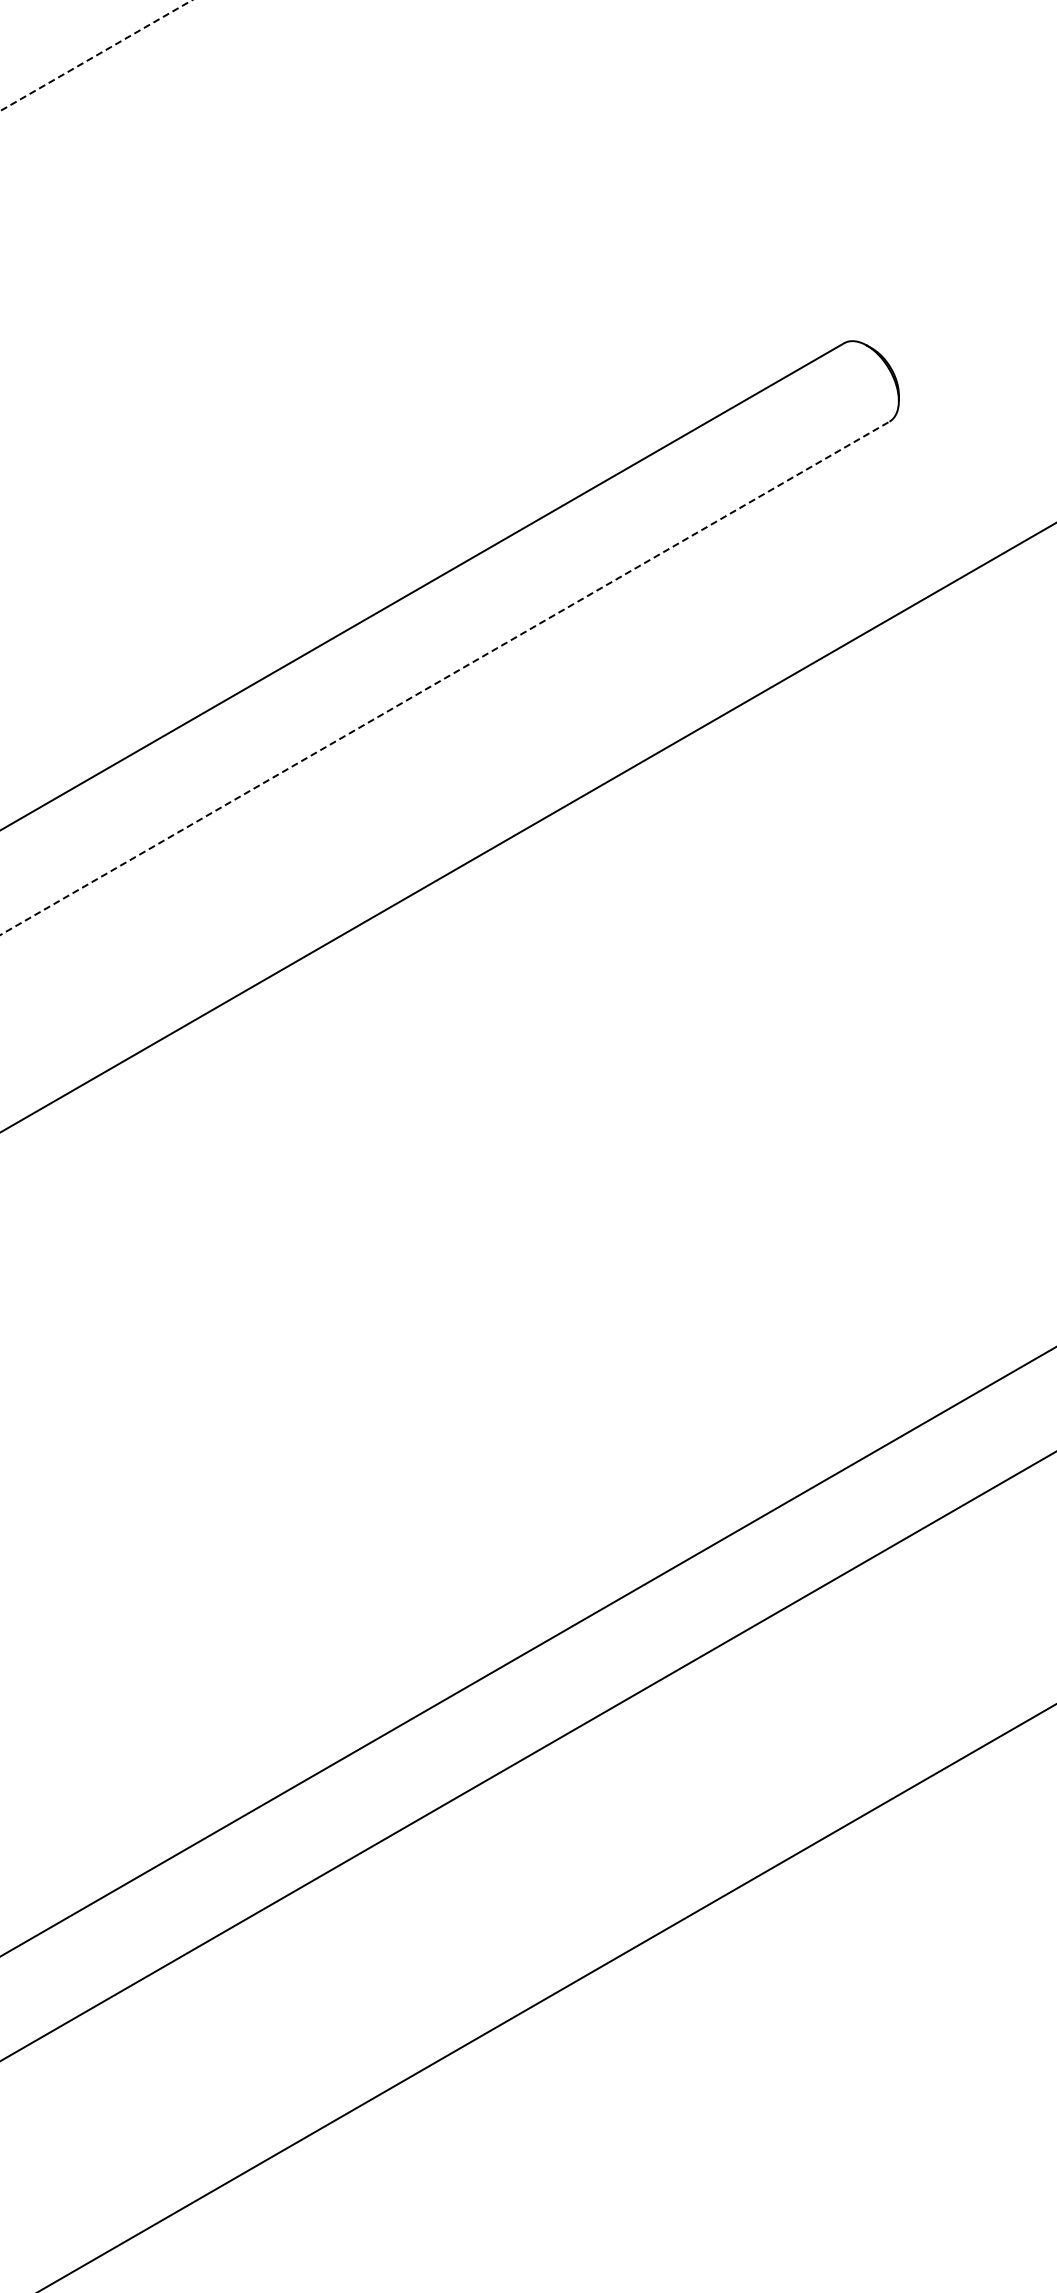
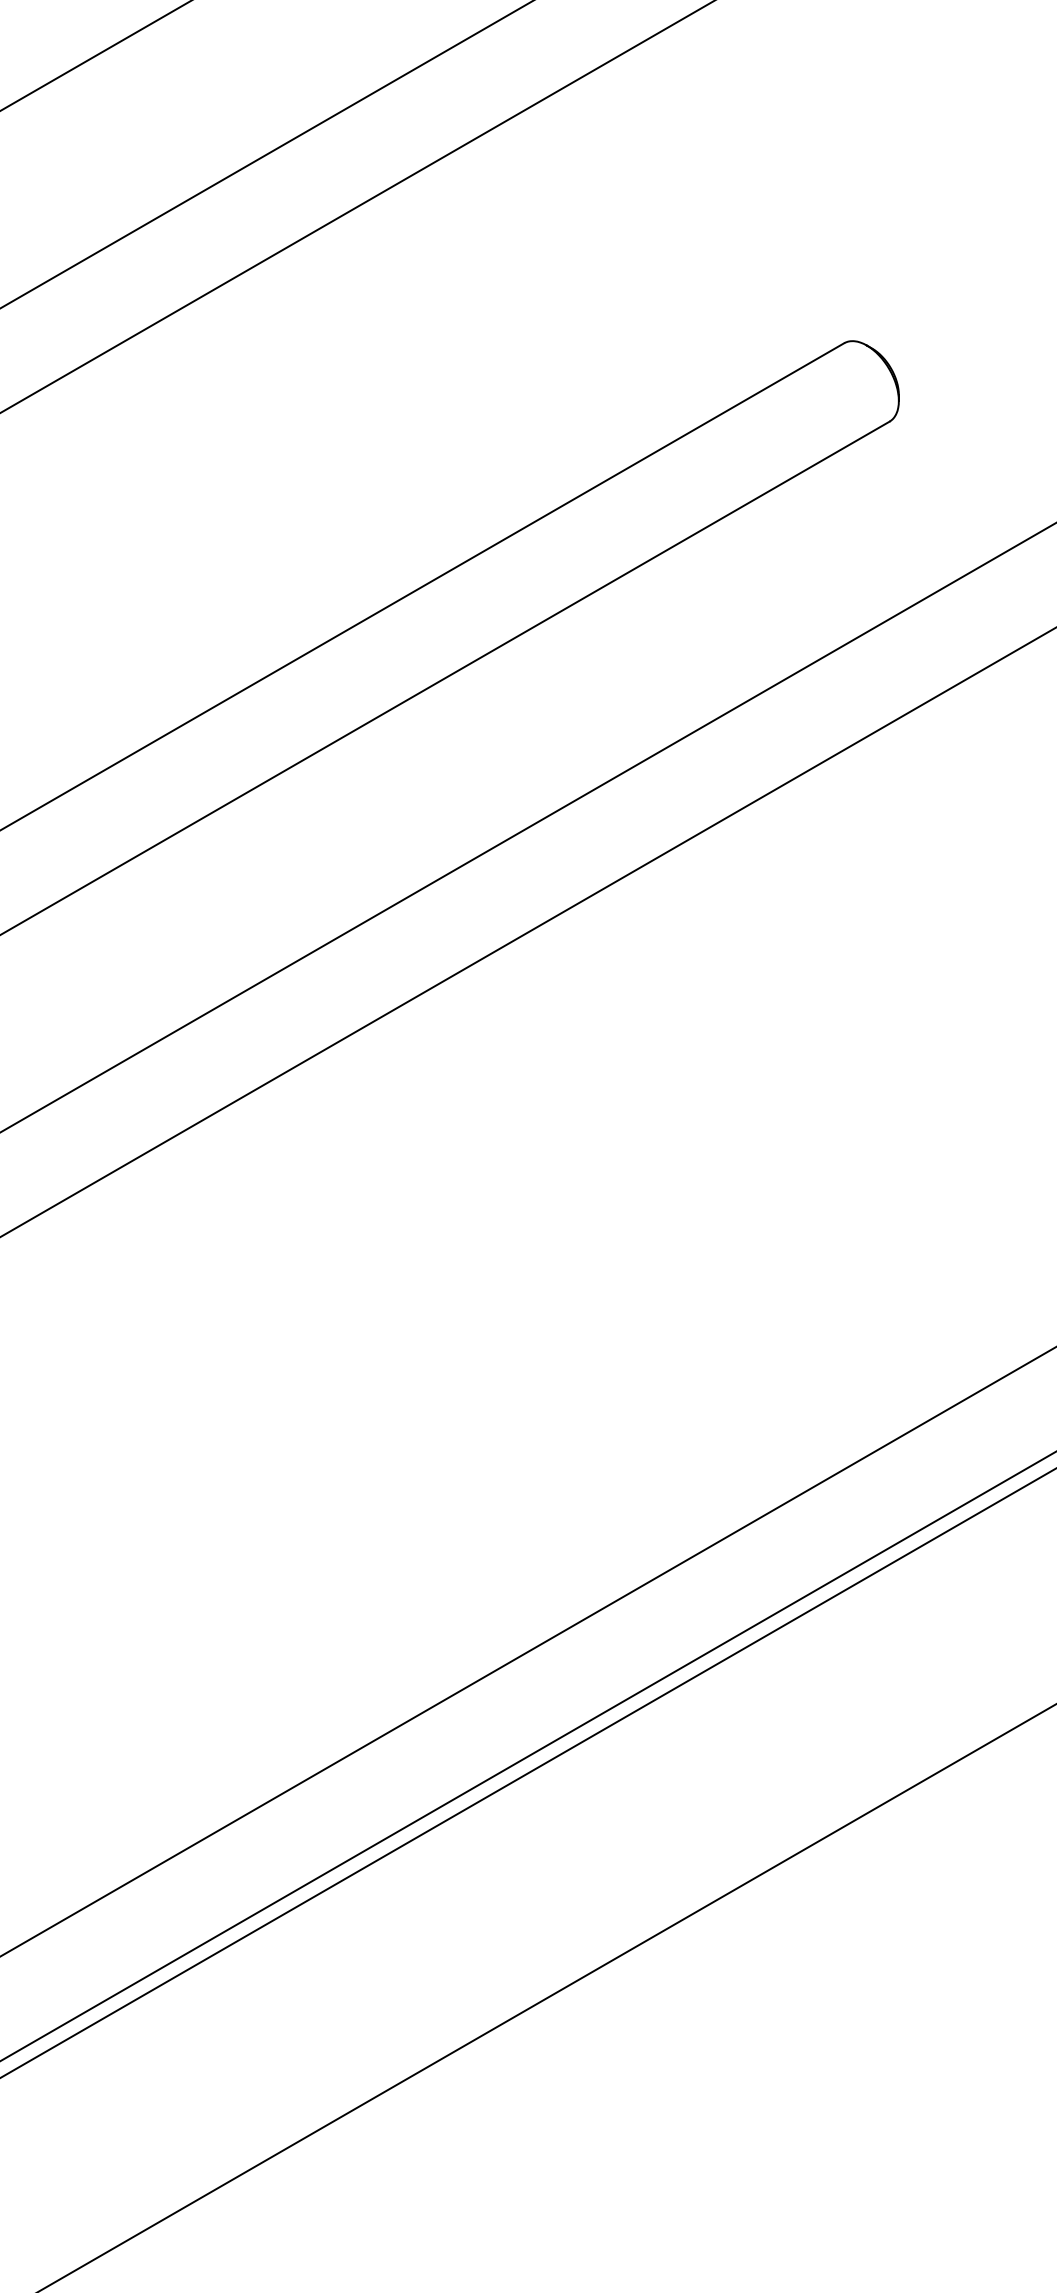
line: dashed -> solid (96, 55)
line: none -> present (266, 154)
line: none -> present (356, 206)
line: dashed -> solid (445, 678)
line: none -> present (527, 932)
line: none -> present (527, 1773)
